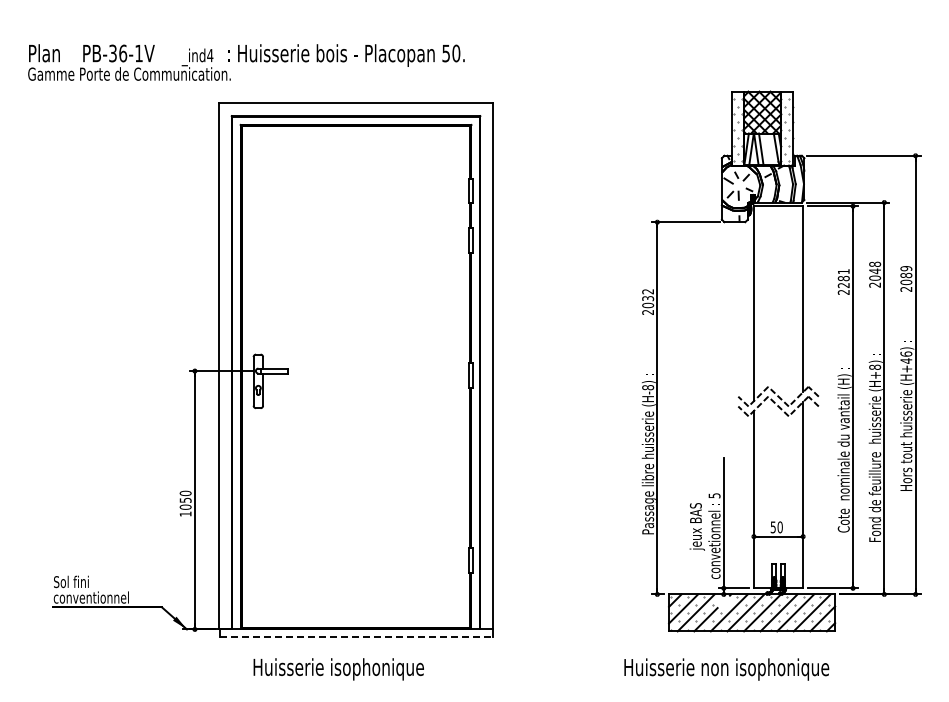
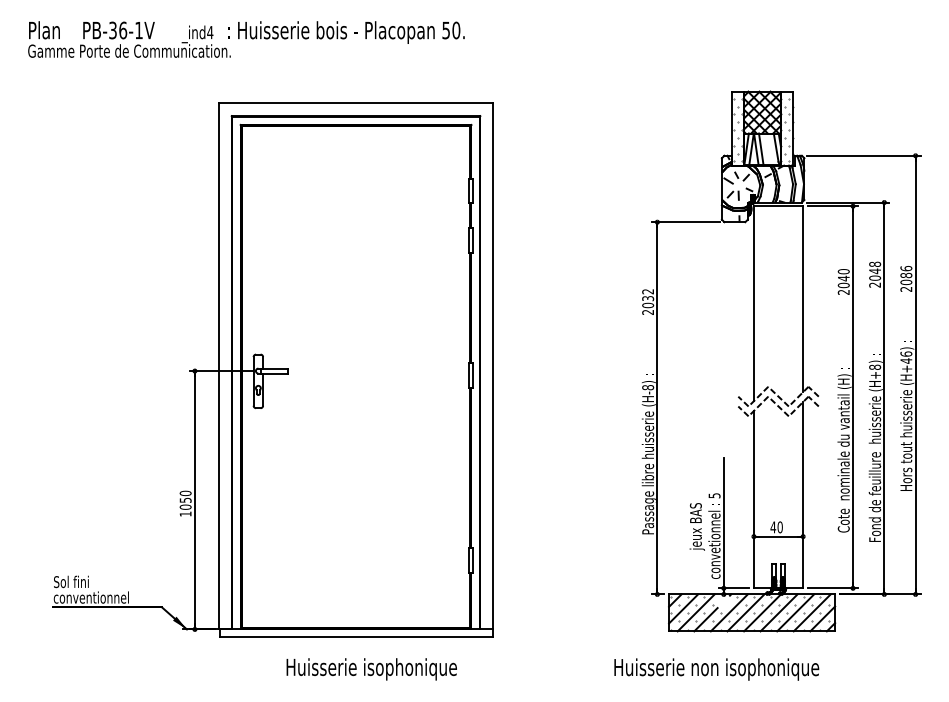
text position: (246, 62) -> (246, 39) (246, 39)
text: 2089 -> 2086 (906, 268)
text: 2281 -> 2040 (843, 278)
text: 50 -> 40 (773, 527)
line: dashed -> solid (356, 636)
text position: (338, 669) -> (371, 669) (371, 669)
text position: (726, 669) -> (716, 669) (716, 669)
